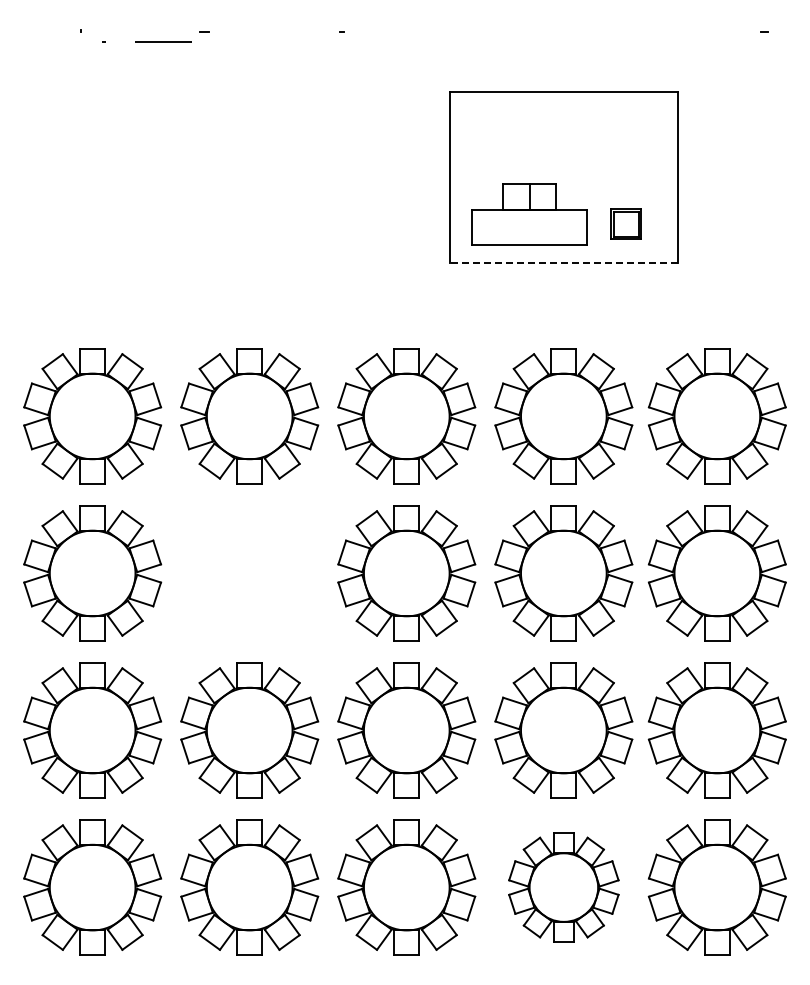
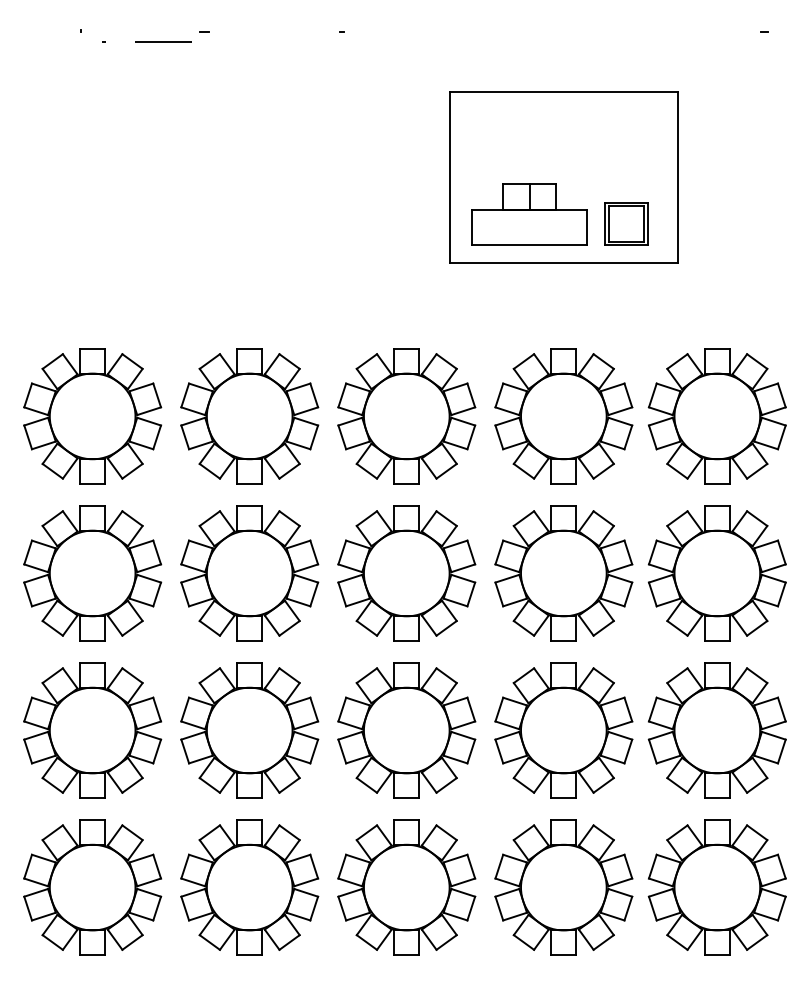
part size: 32x32 px -> 45x44 px (626, 223)
line: dashed -> solid (563, 262)
part: none -> present (249, 573)
part size: 112x111 px -> 140x137 px (563, 887)
